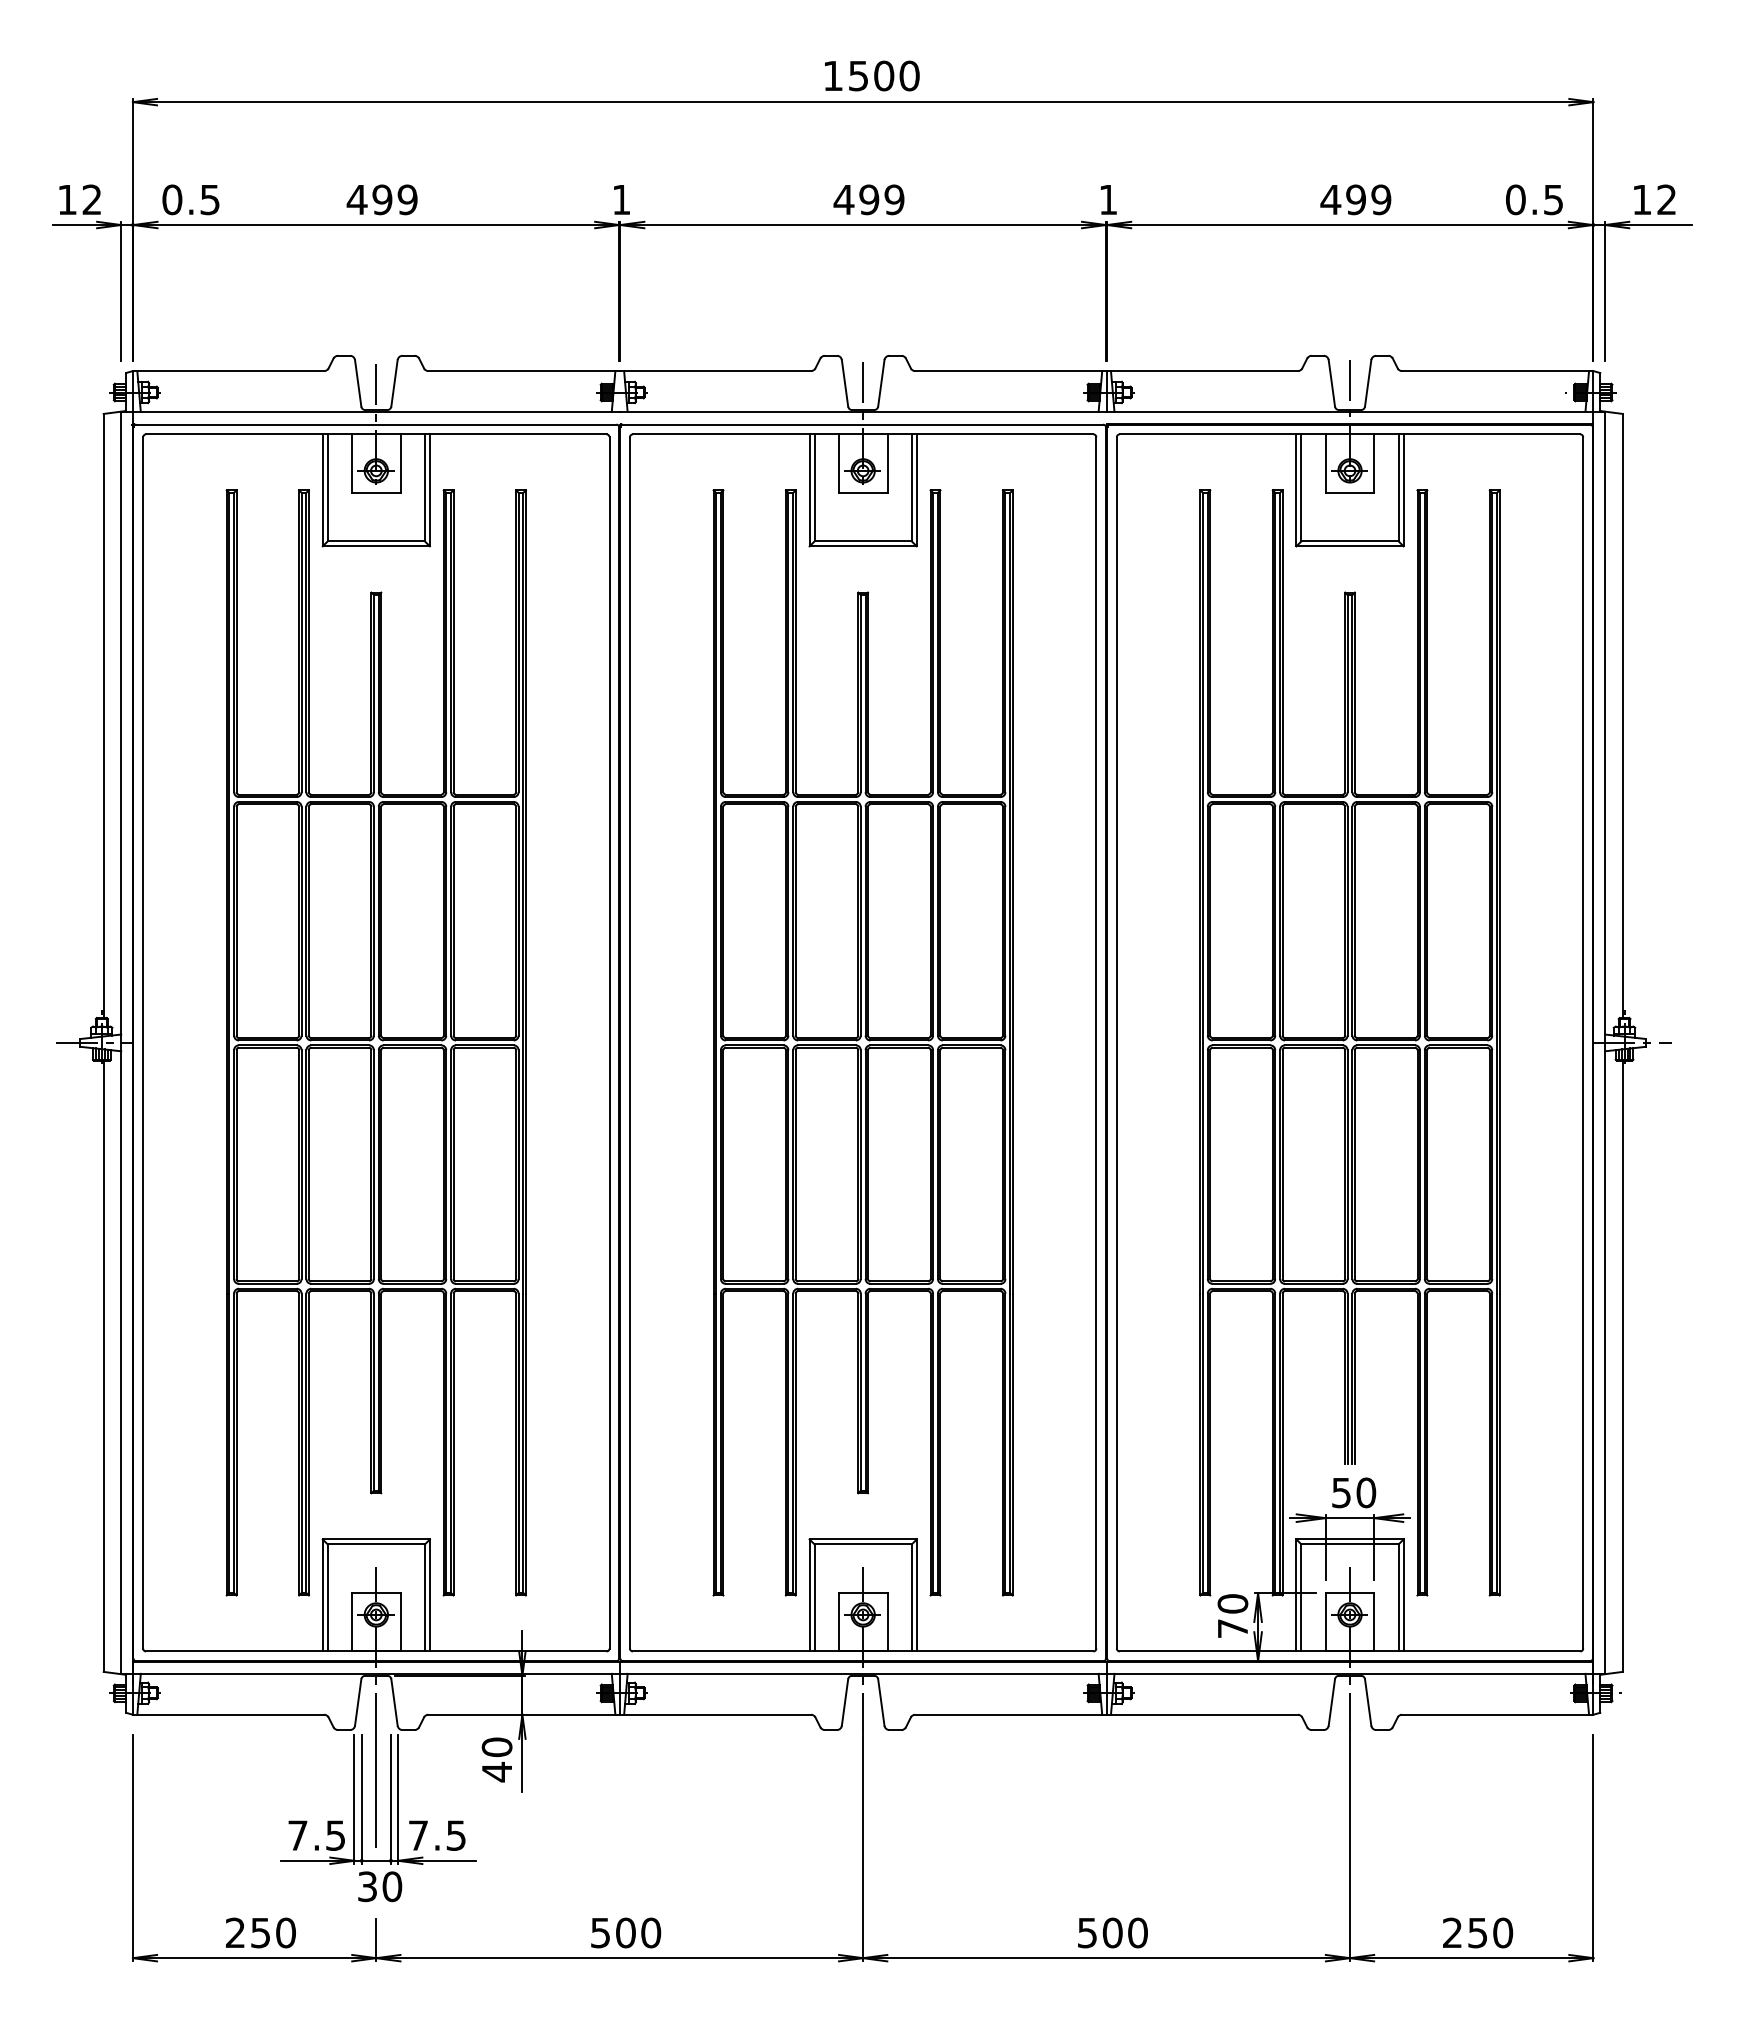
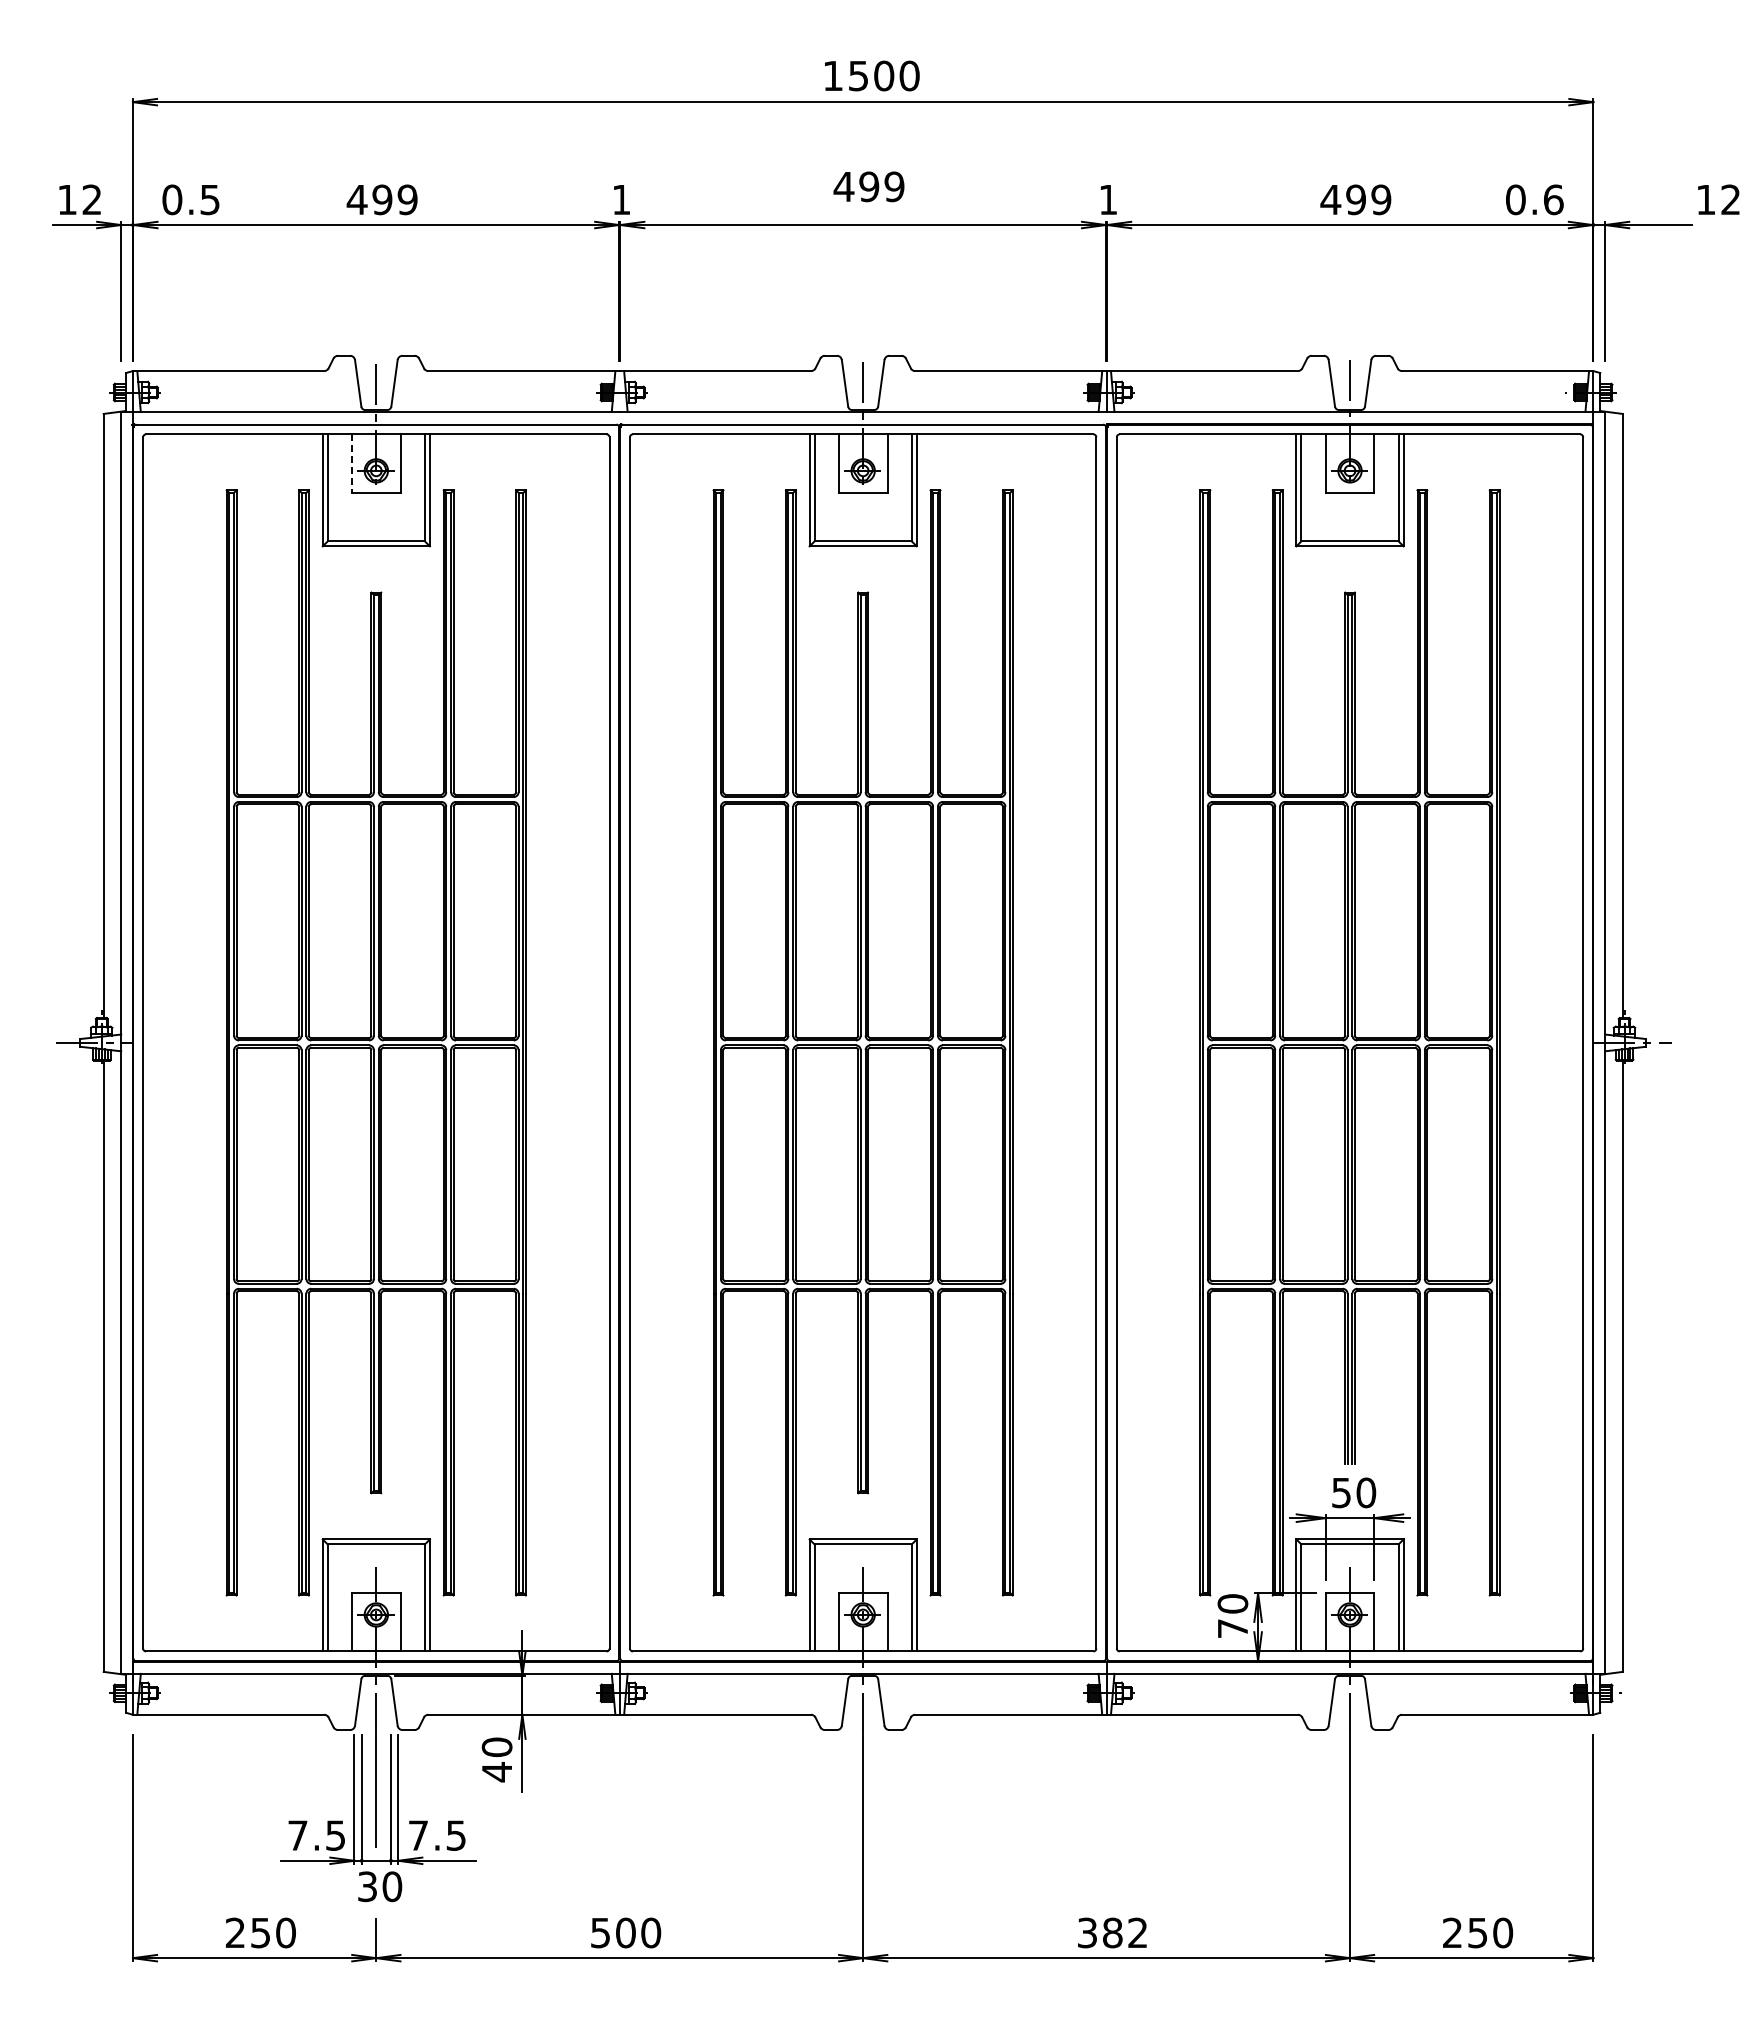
text position: (868, 199) -> (868, 186) (868, 186)
text: 0.5 -> 0.6 (1553, 199)
text position: (1654, 199) -> (1718, 199) (1718, 199)
line: solid -> dashed (352, 464)
text: 500 -> 382 (1112, 1932)
